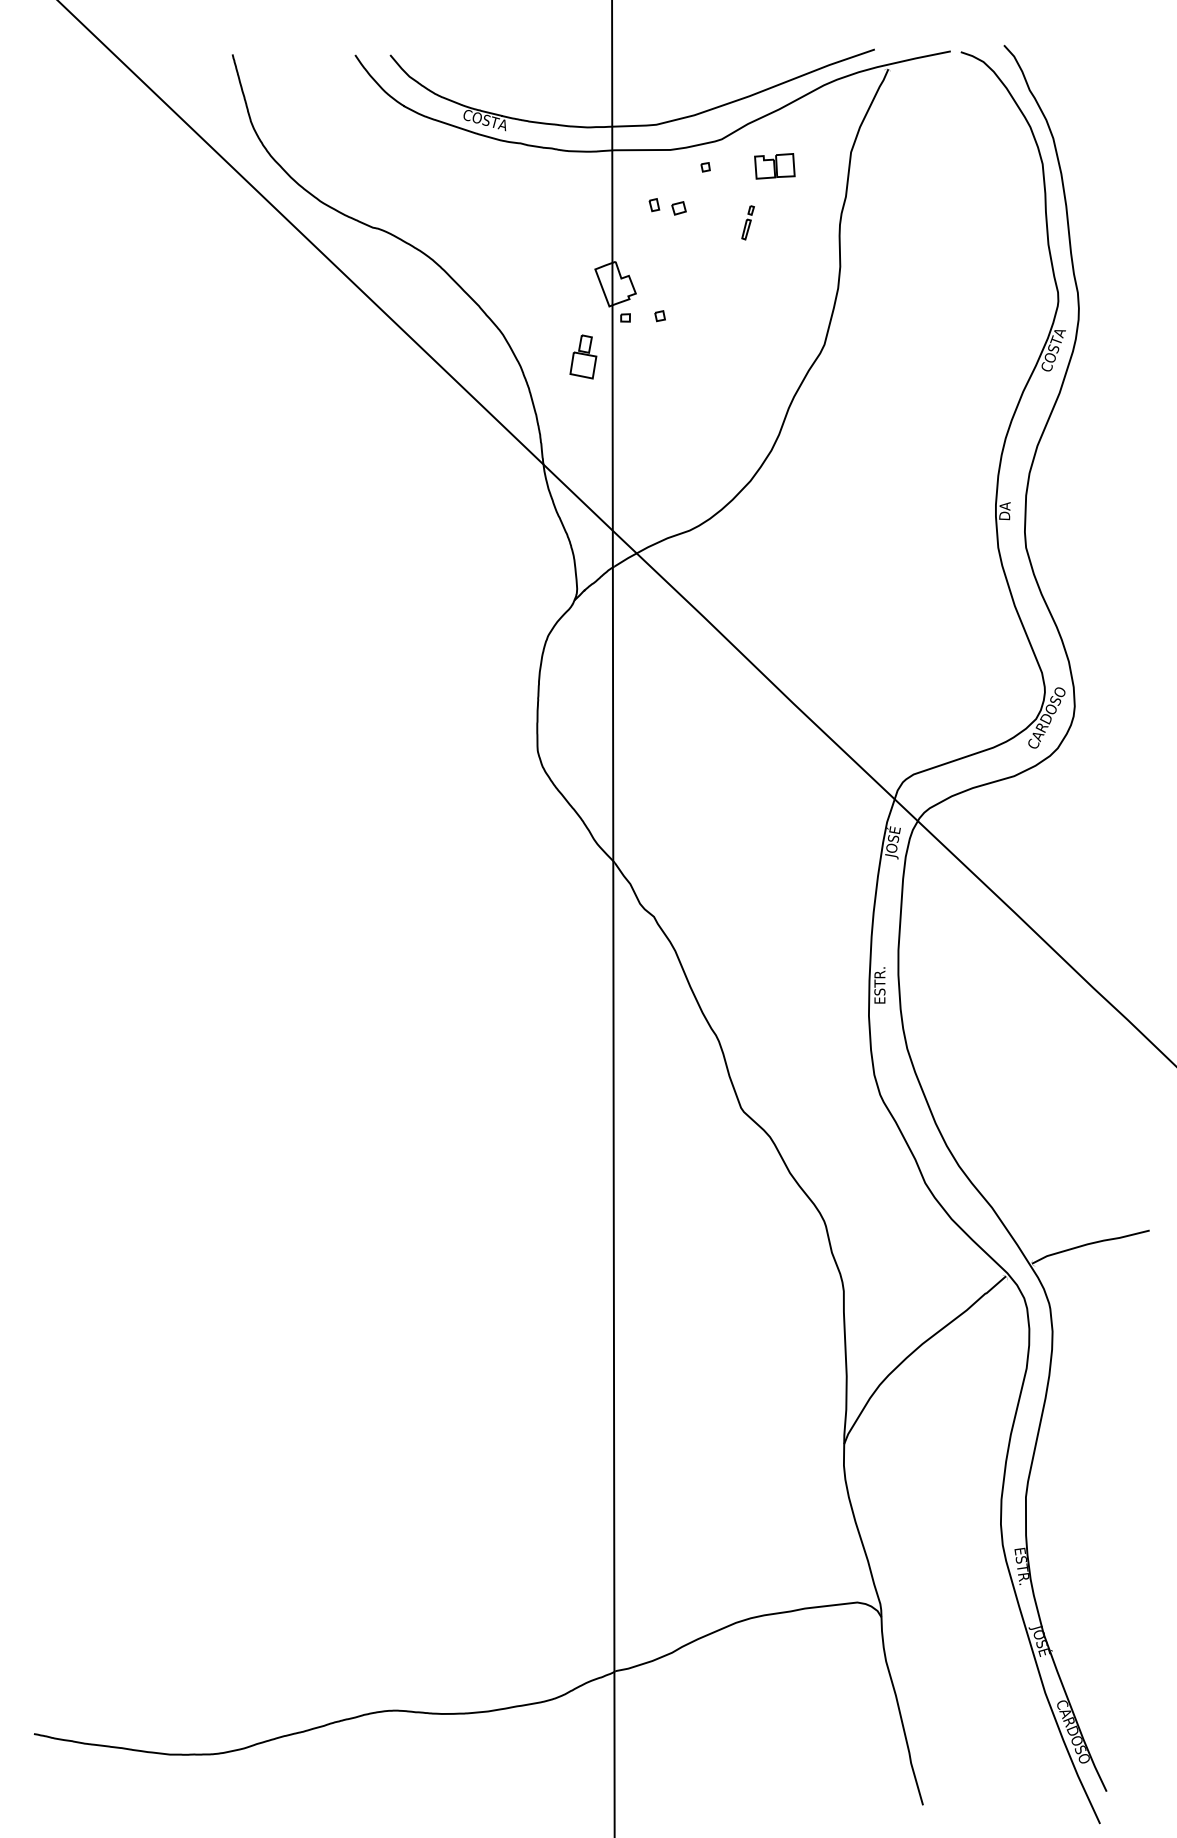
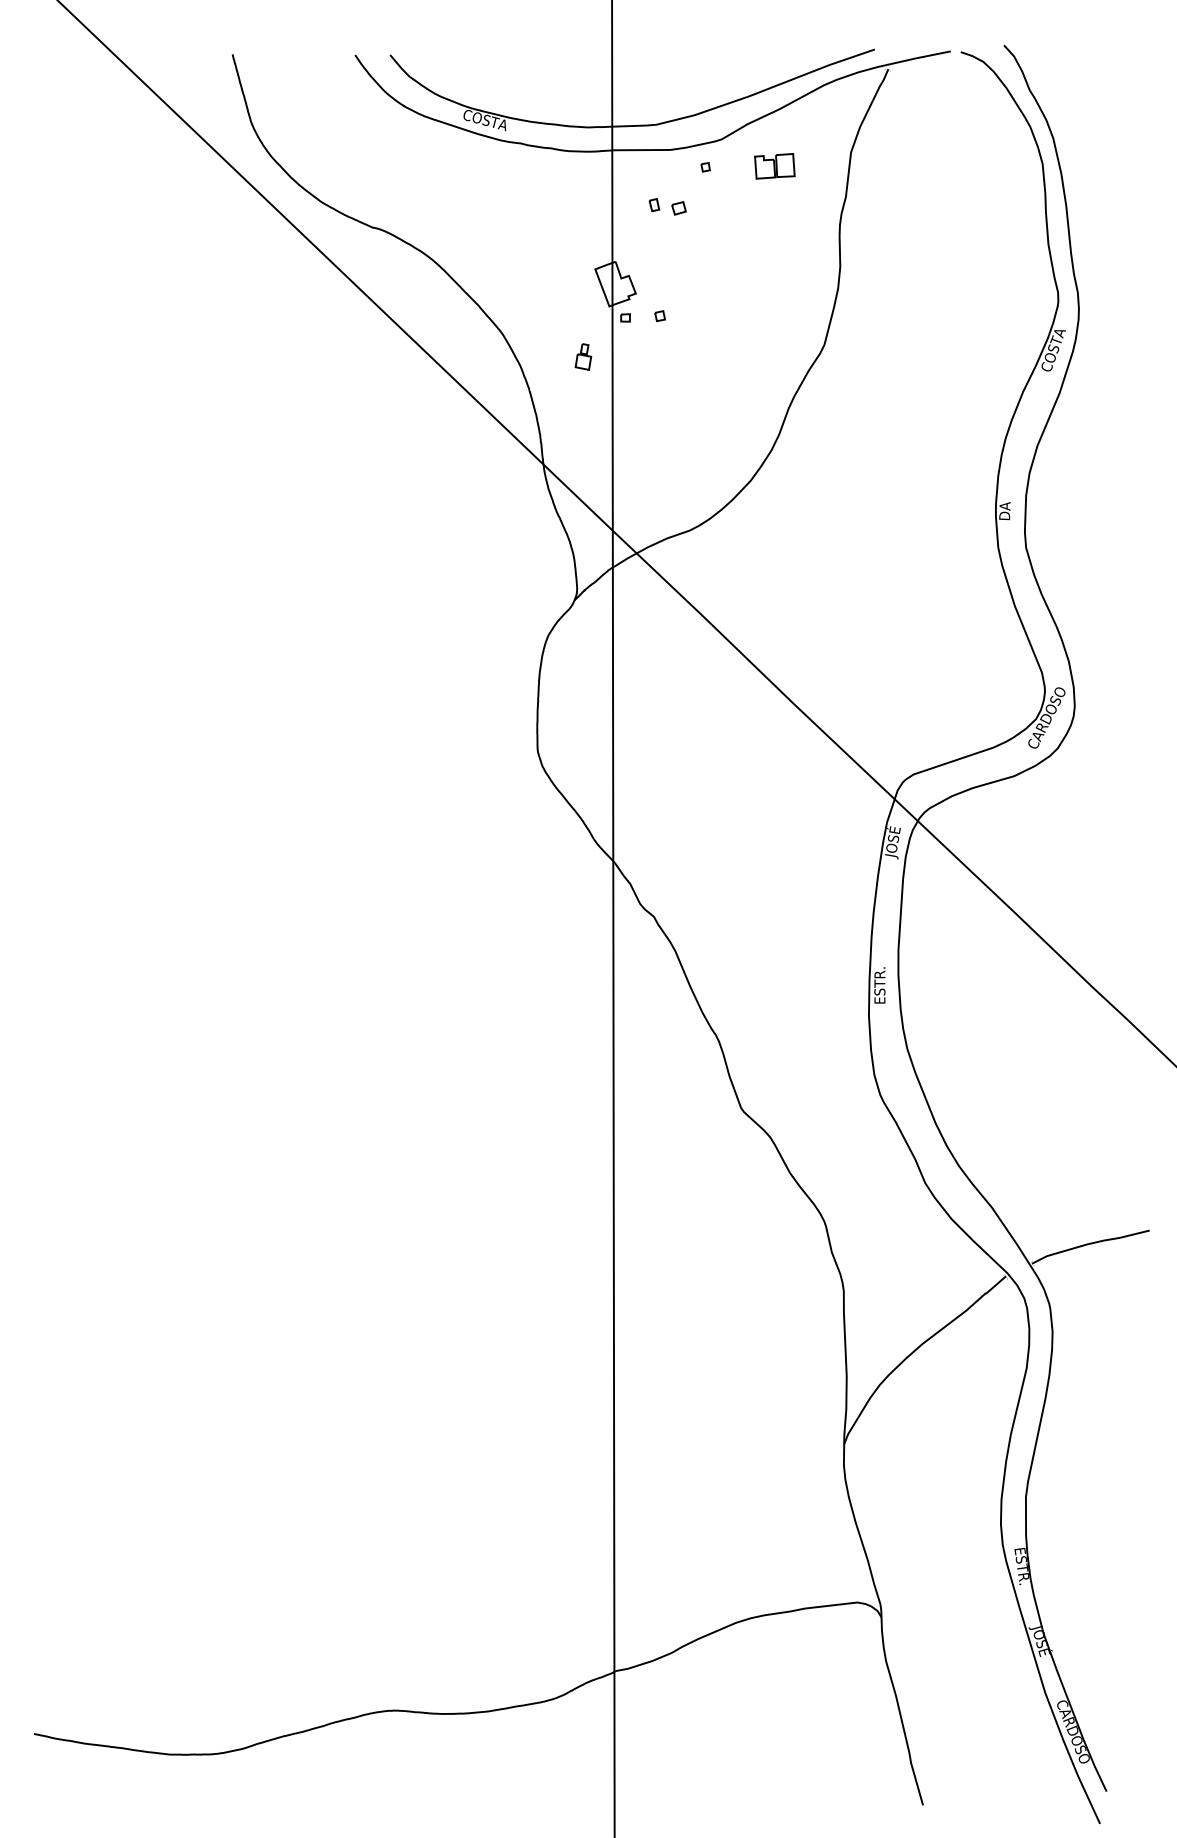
part: present -> none (747, 222)
part size: 29x46 px -> 19x28 px (583, 356)
